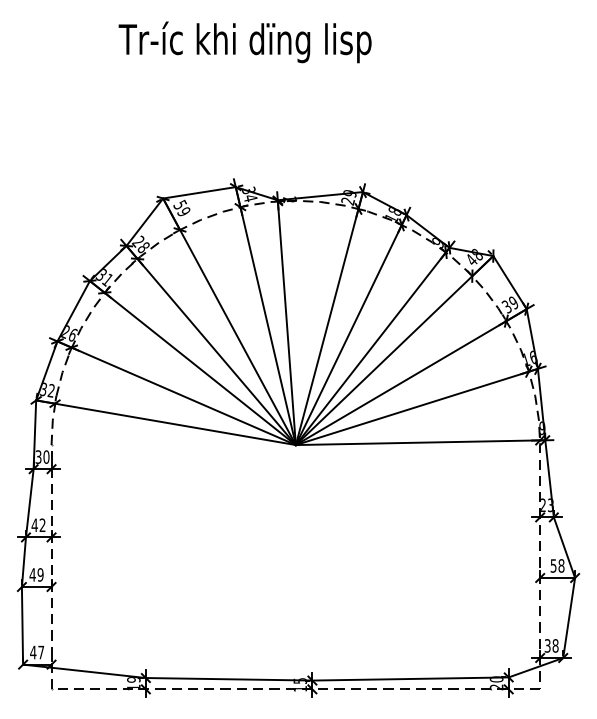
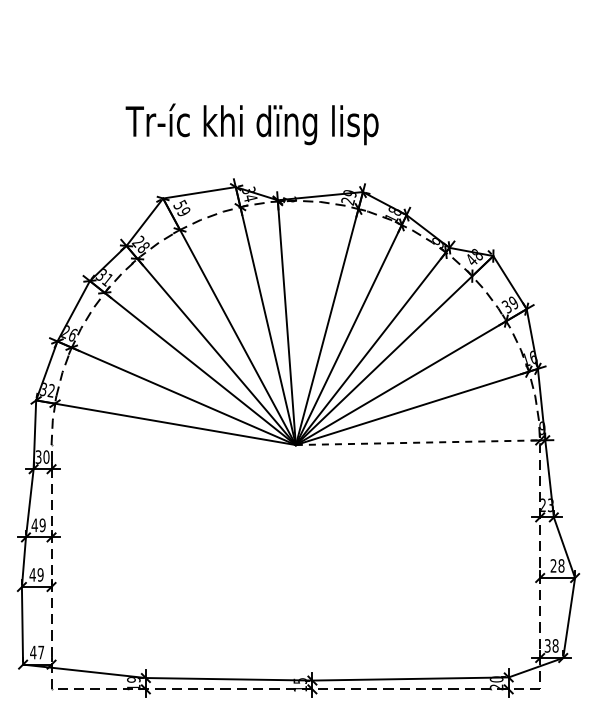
text position: (244, 42) -> (251, 124) (251, 124)
line: solid -> dashed (420, 442)
text: 42 -> 49 (42, 525)
text: 58 -> 28 (553, 565)
